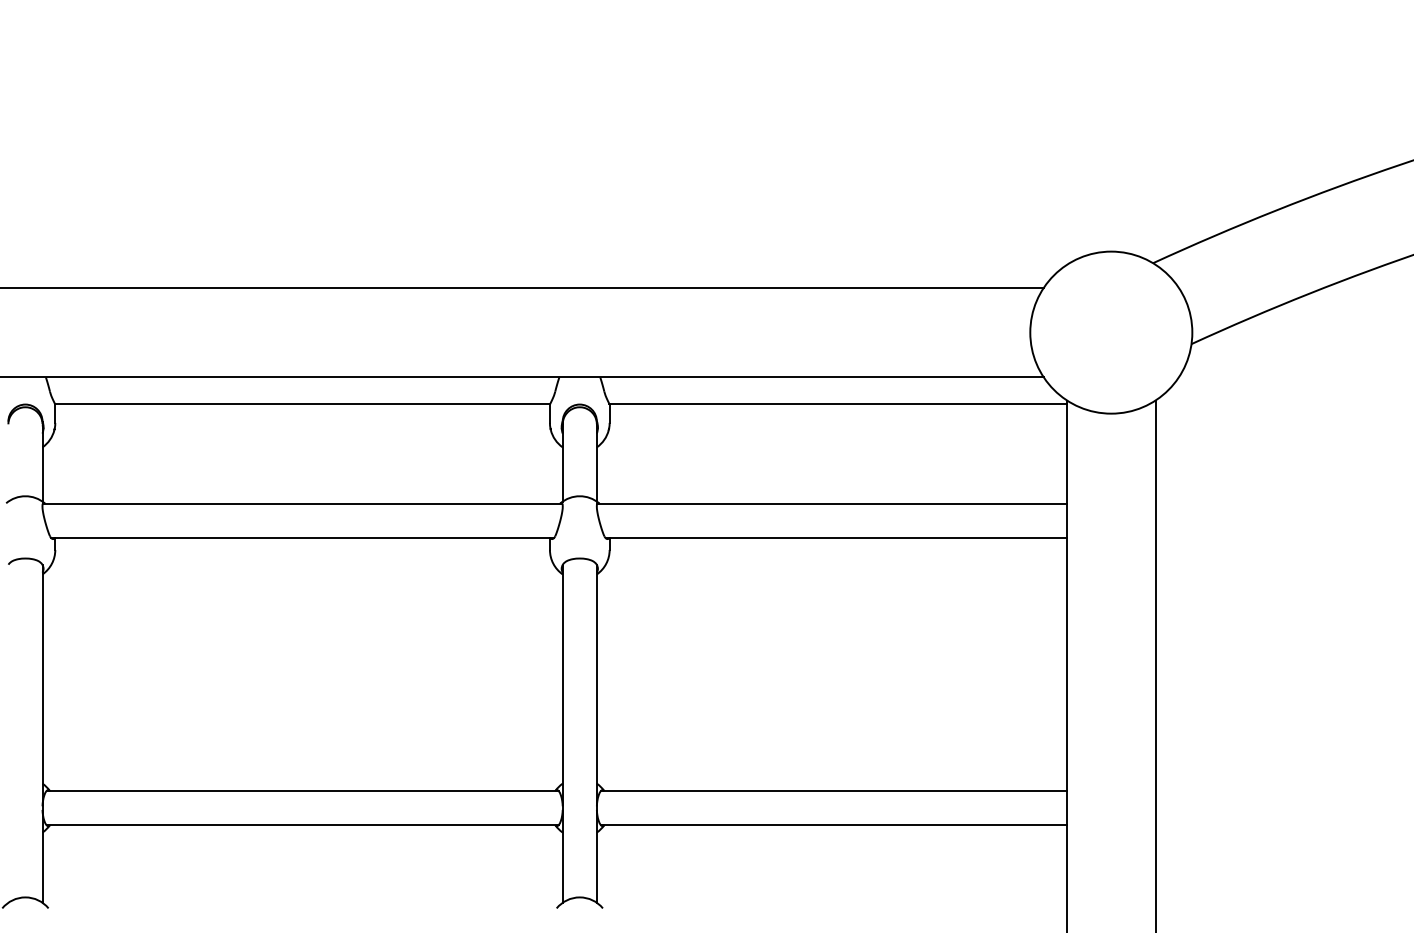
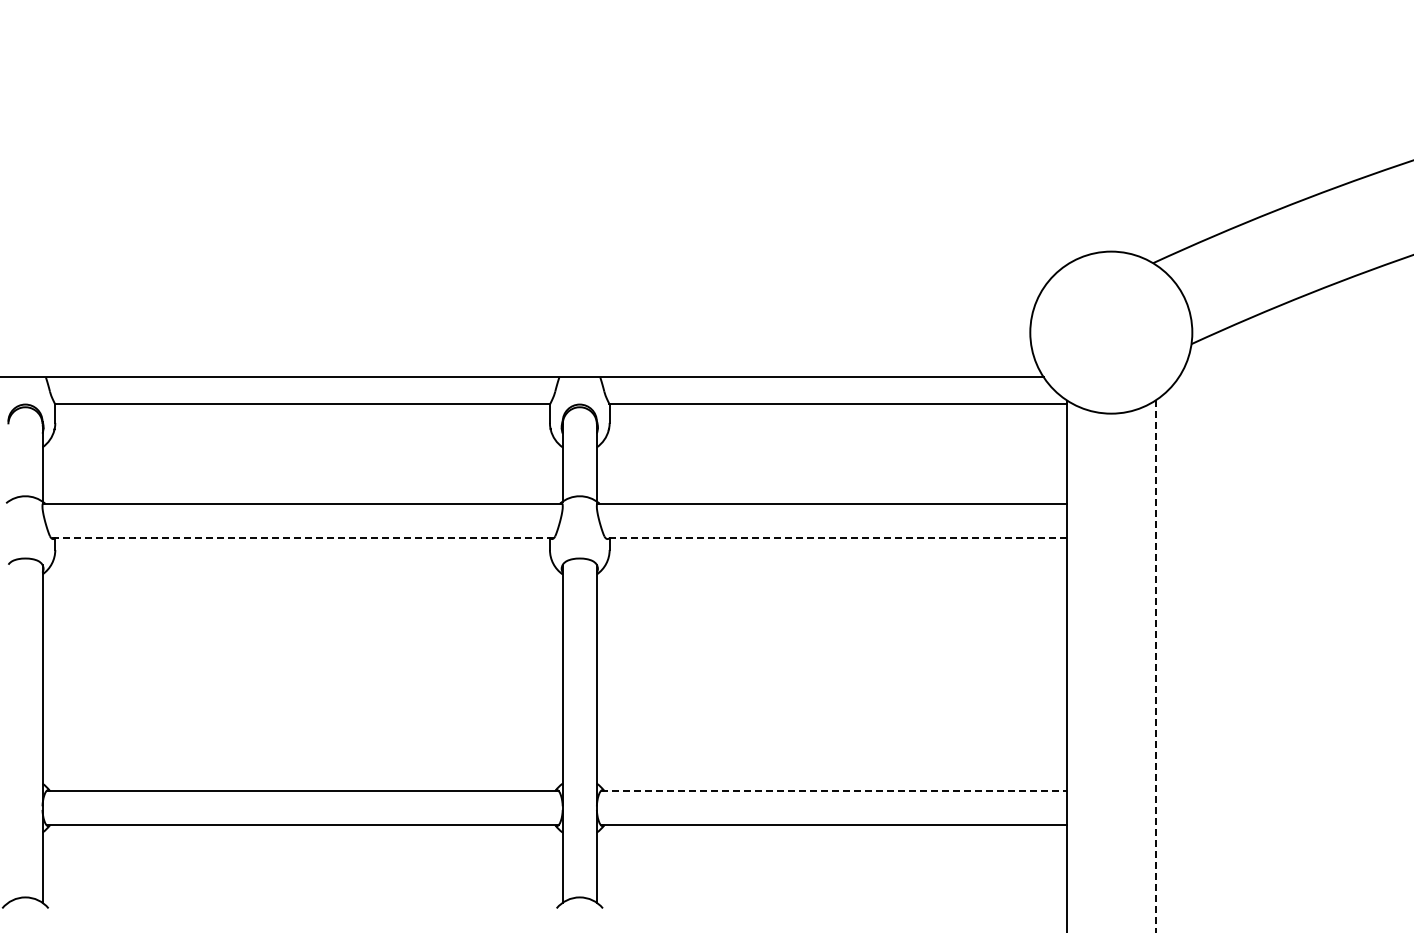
line: present -> none (522, 287)
line: solid -> dashed (302, 538)
line: solid -> dashed (836, 538)
line: solid -> dashed (1156, 667)
line: solid -> dashed (833, 791)
